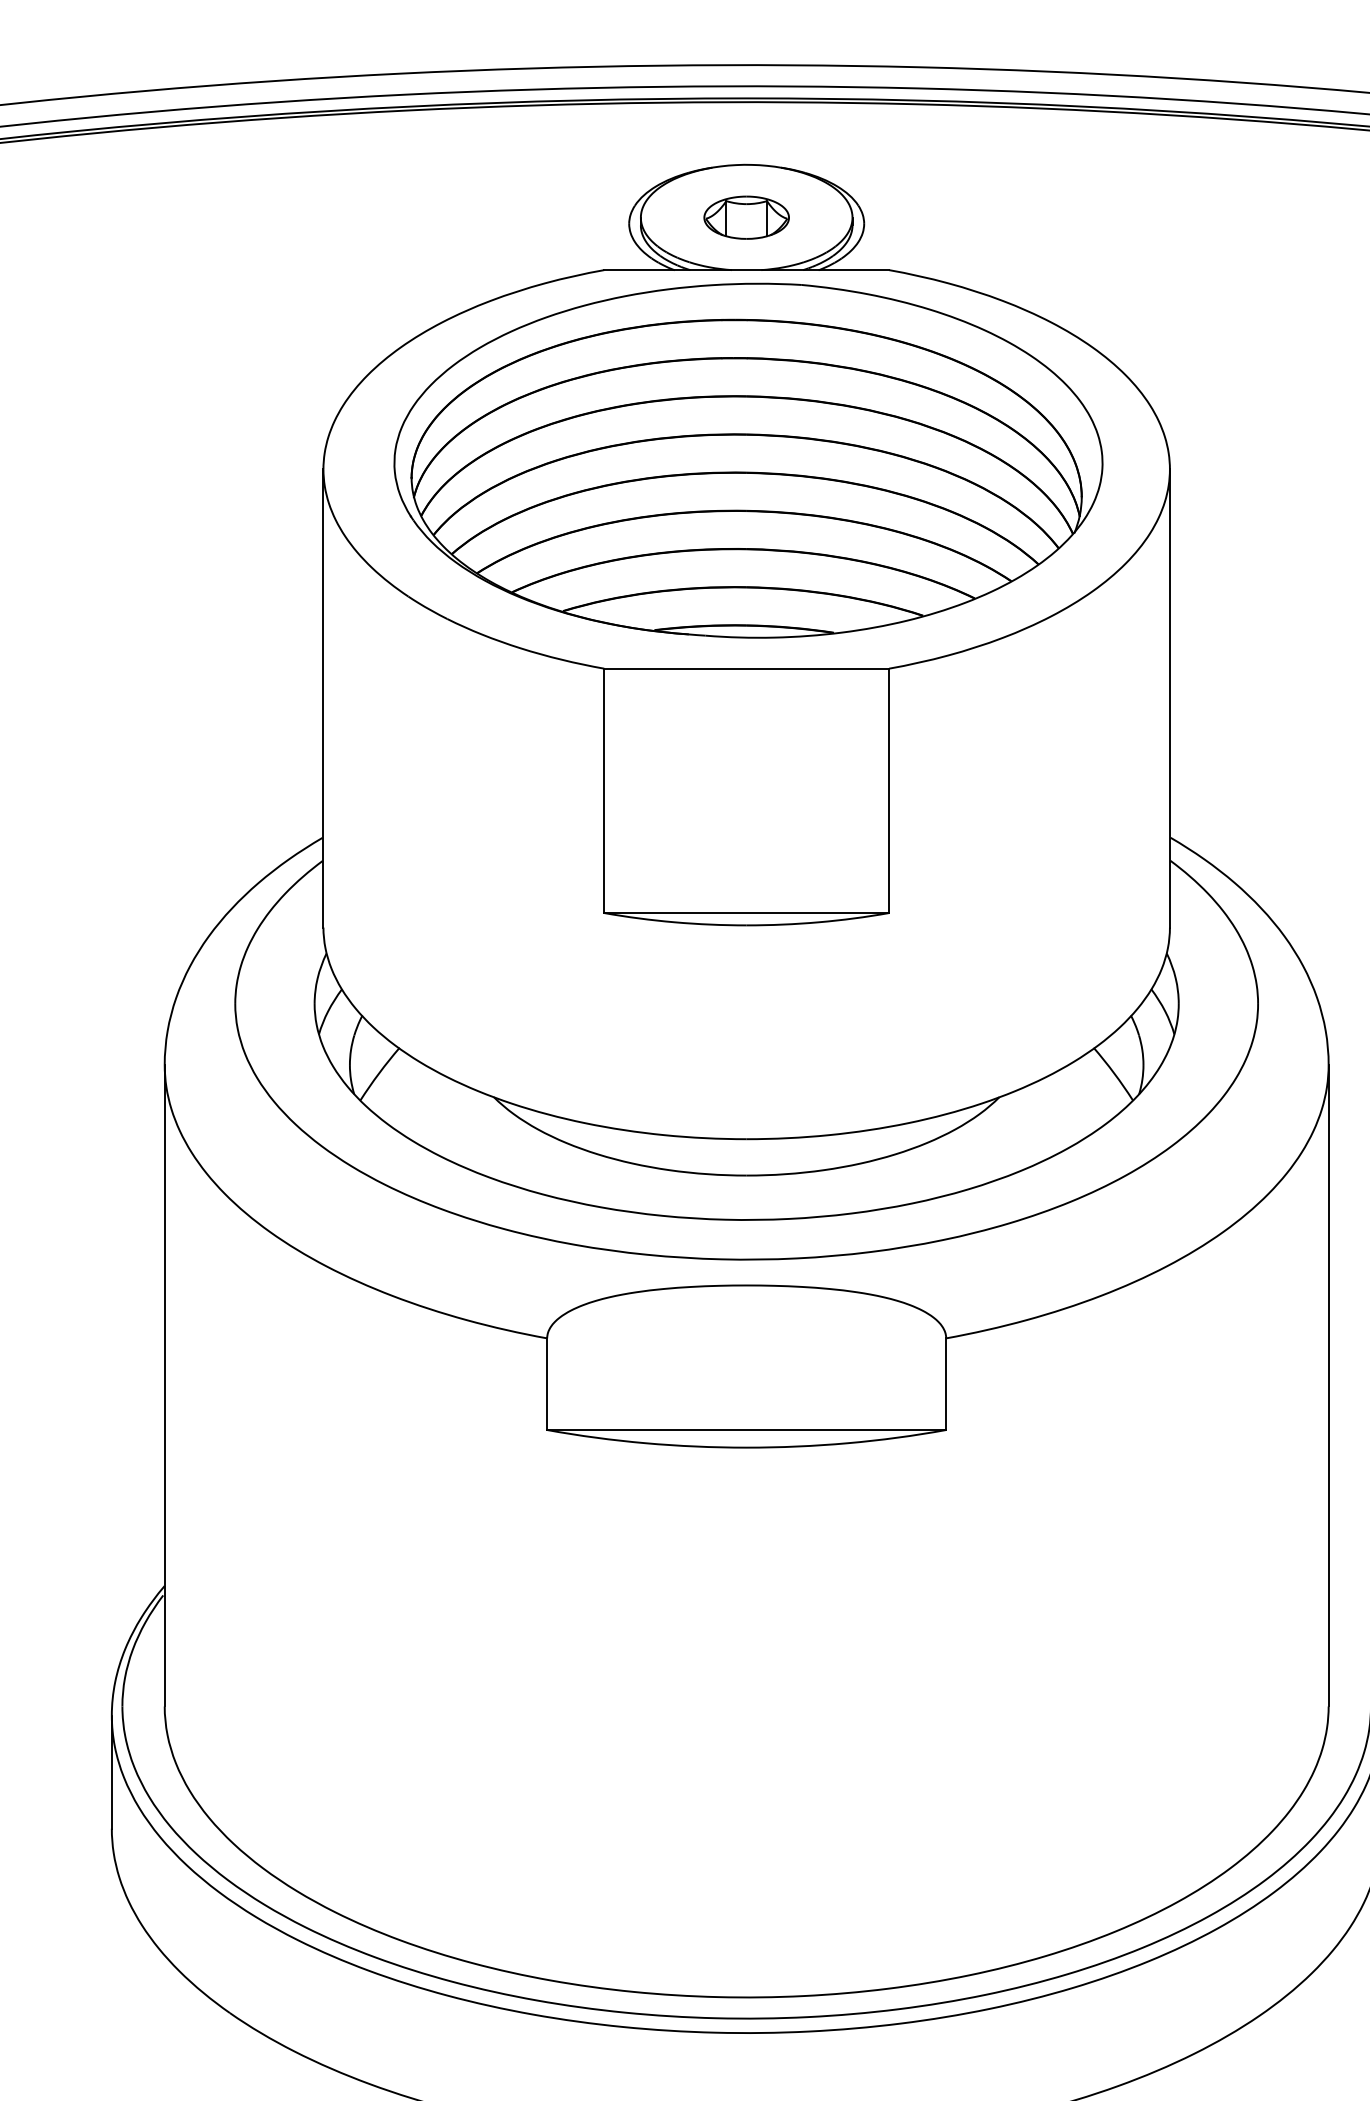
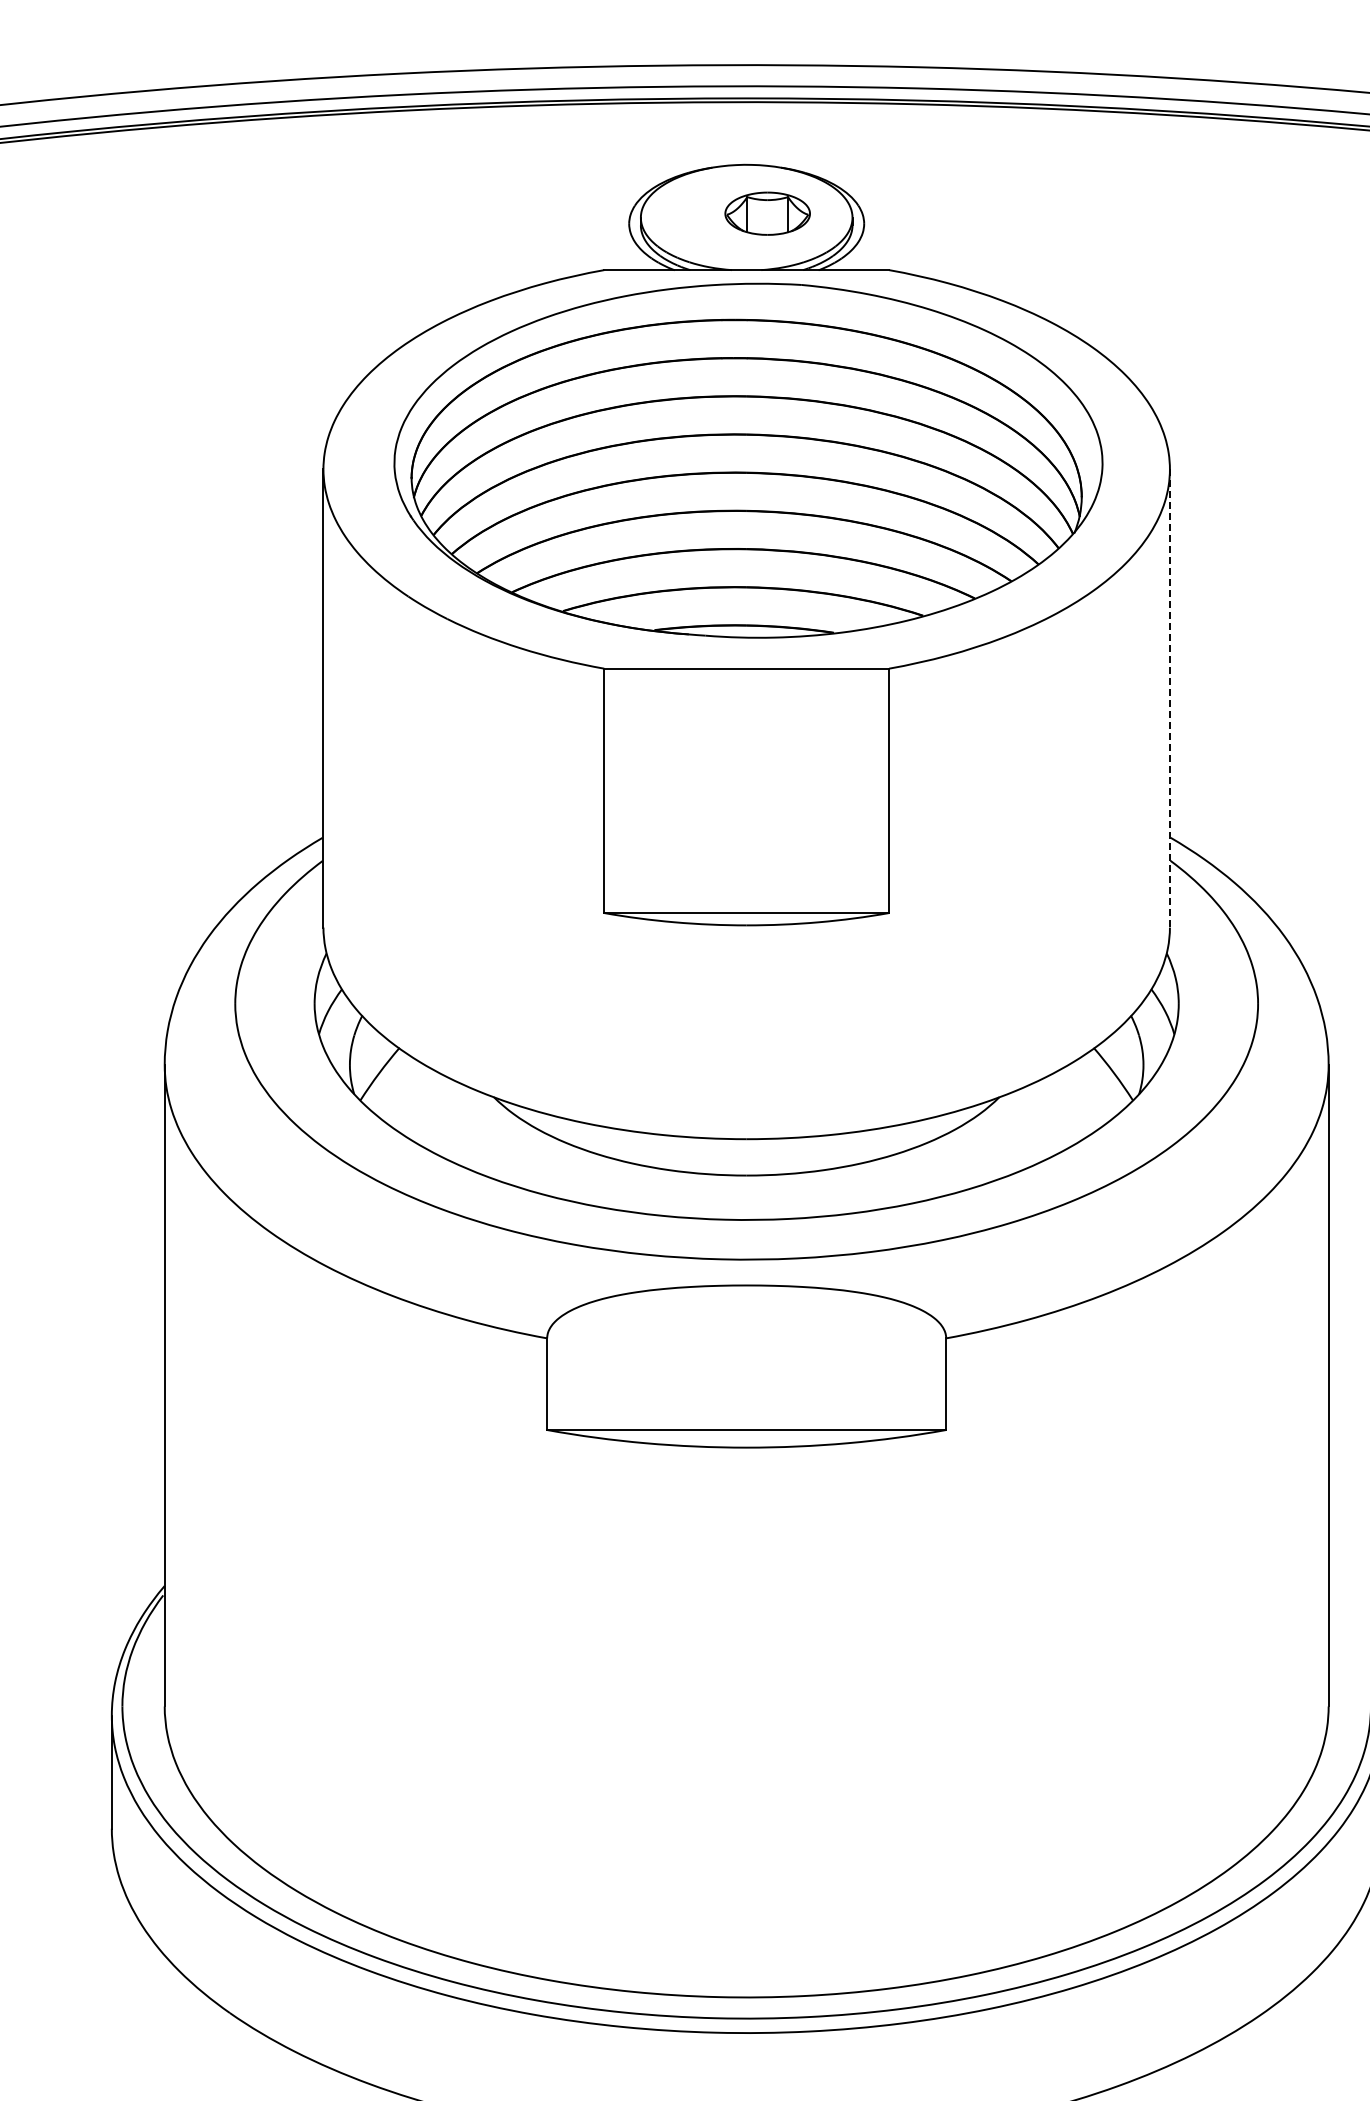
part position: (746, 217) -> (767, 213) (767, 213)
line: solid -> dashed (1169, 699)
